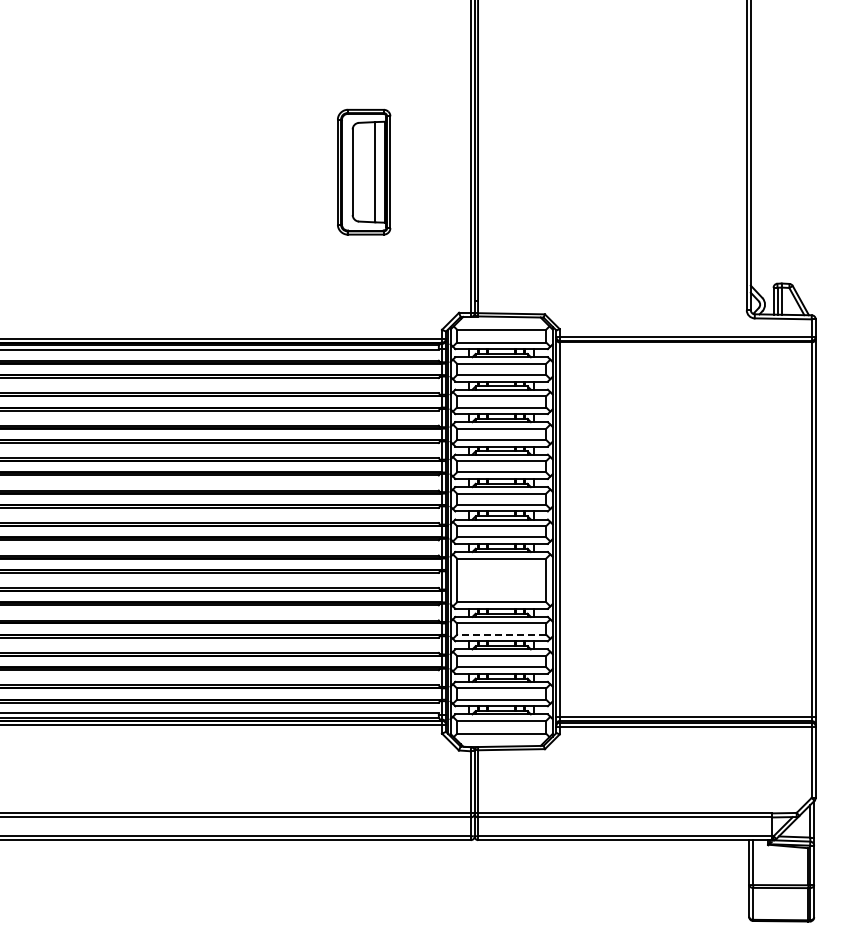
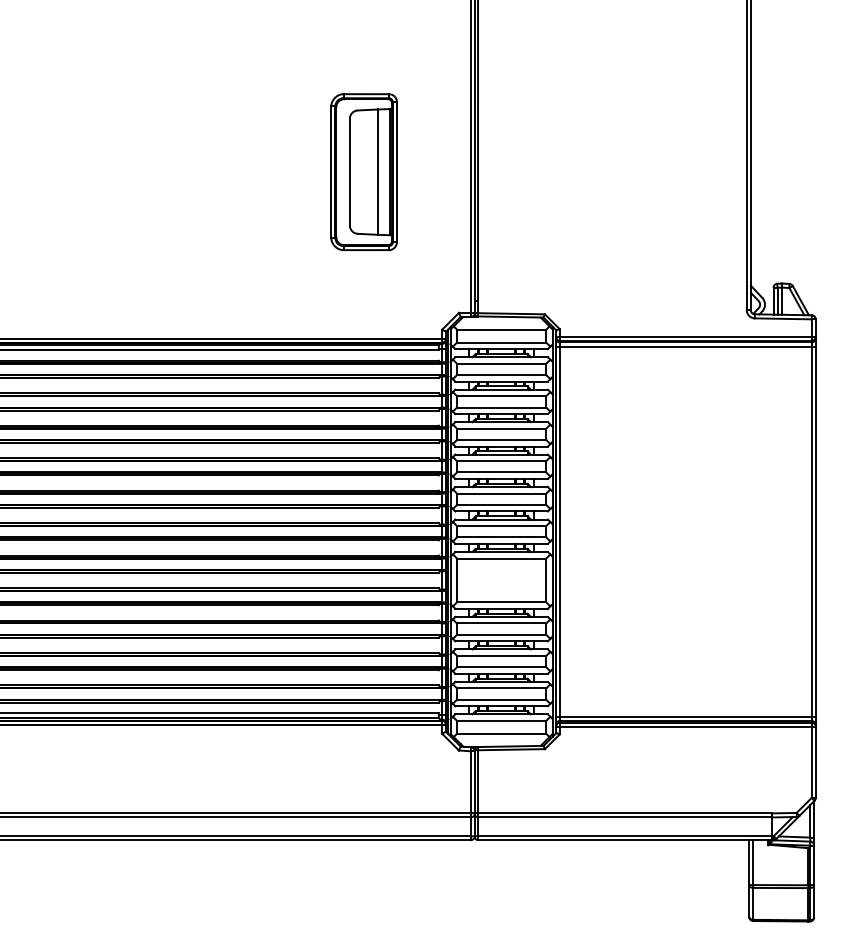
part size: 55x128 px -> 68x159 px (363, 172)
line: none -> present (685, 346)
line: dashed -> solid (501, 634)
